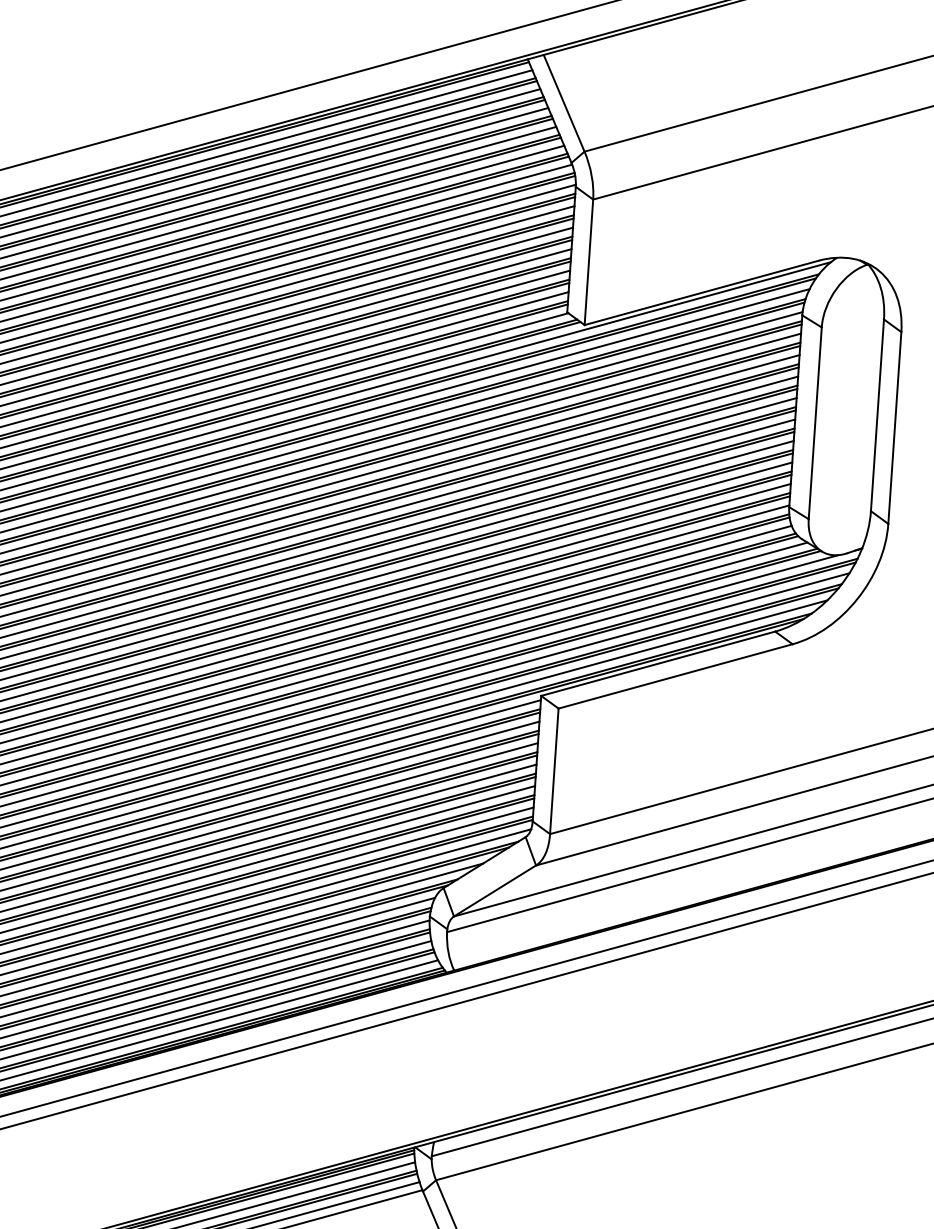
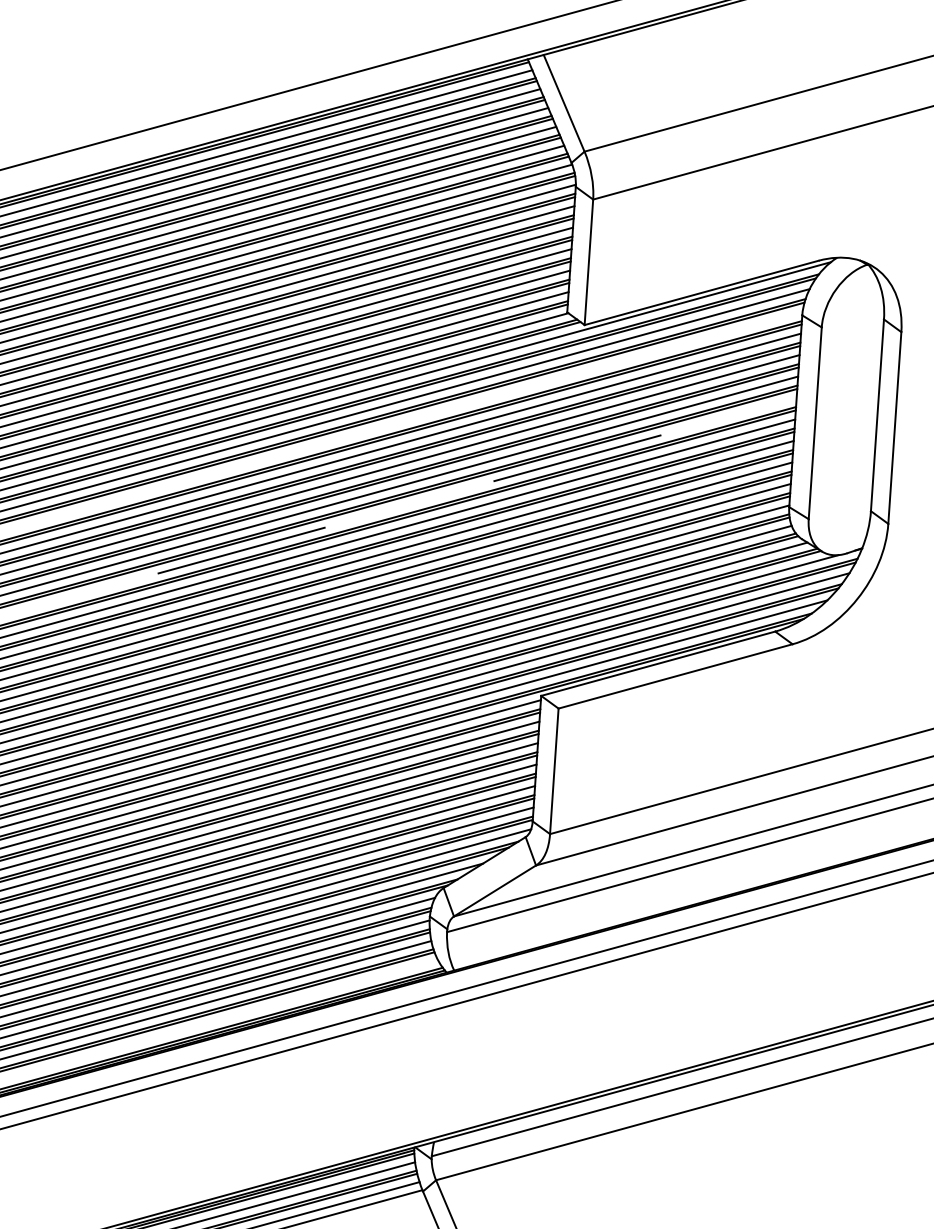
line: present -> none (402, 422)
line: solid -> dashed (398, 507)
line: present -> none (220, 1019)
